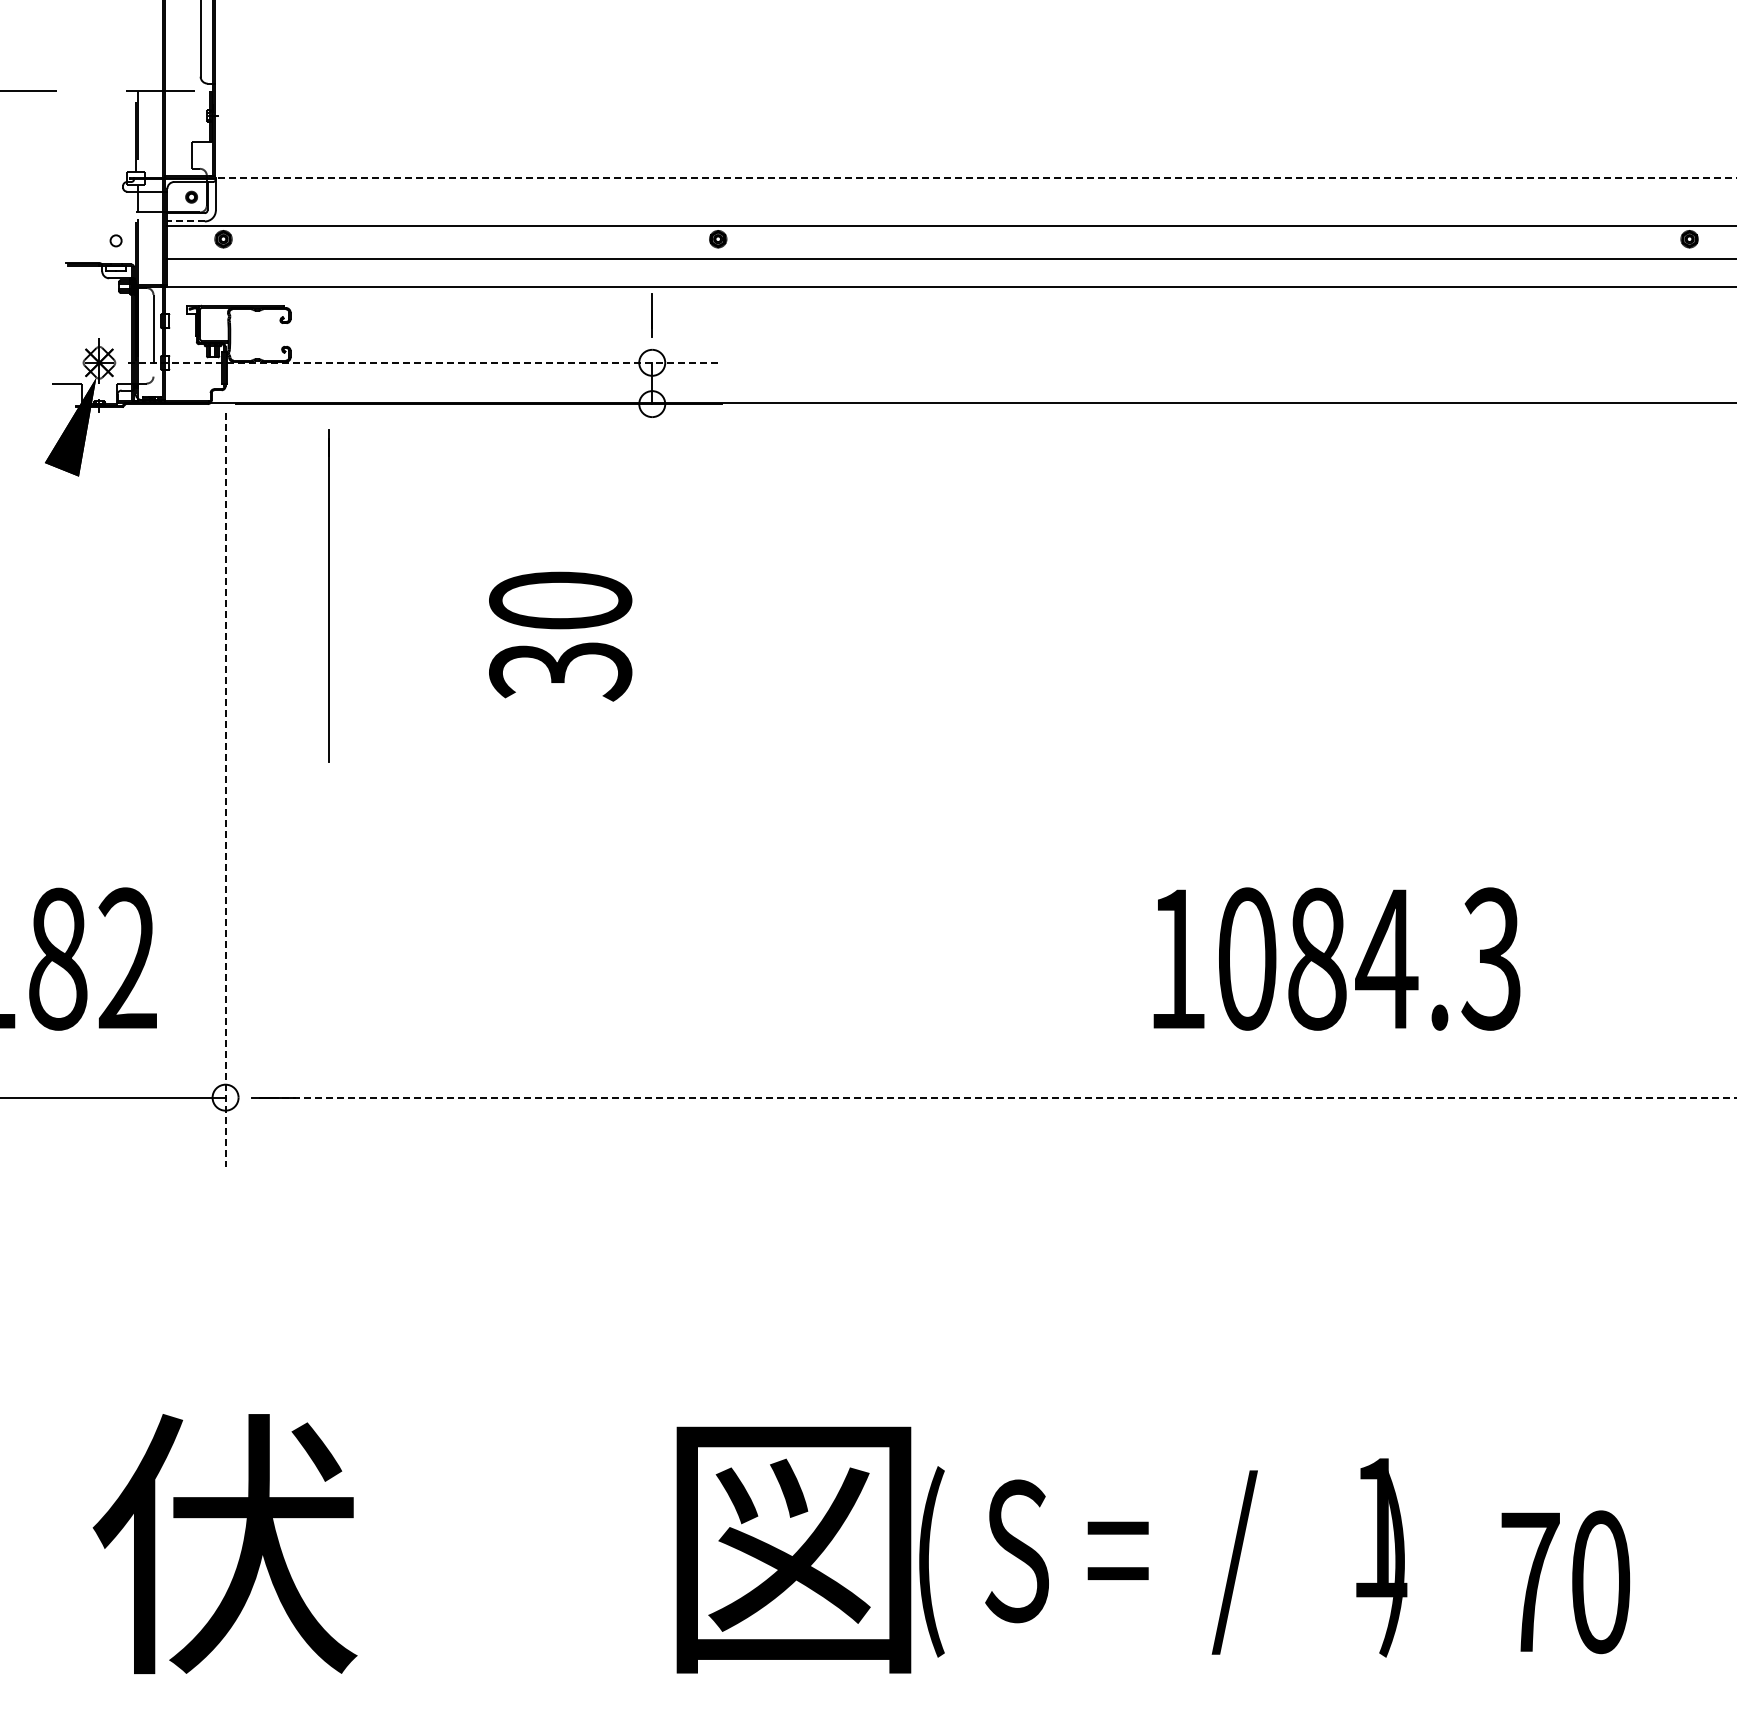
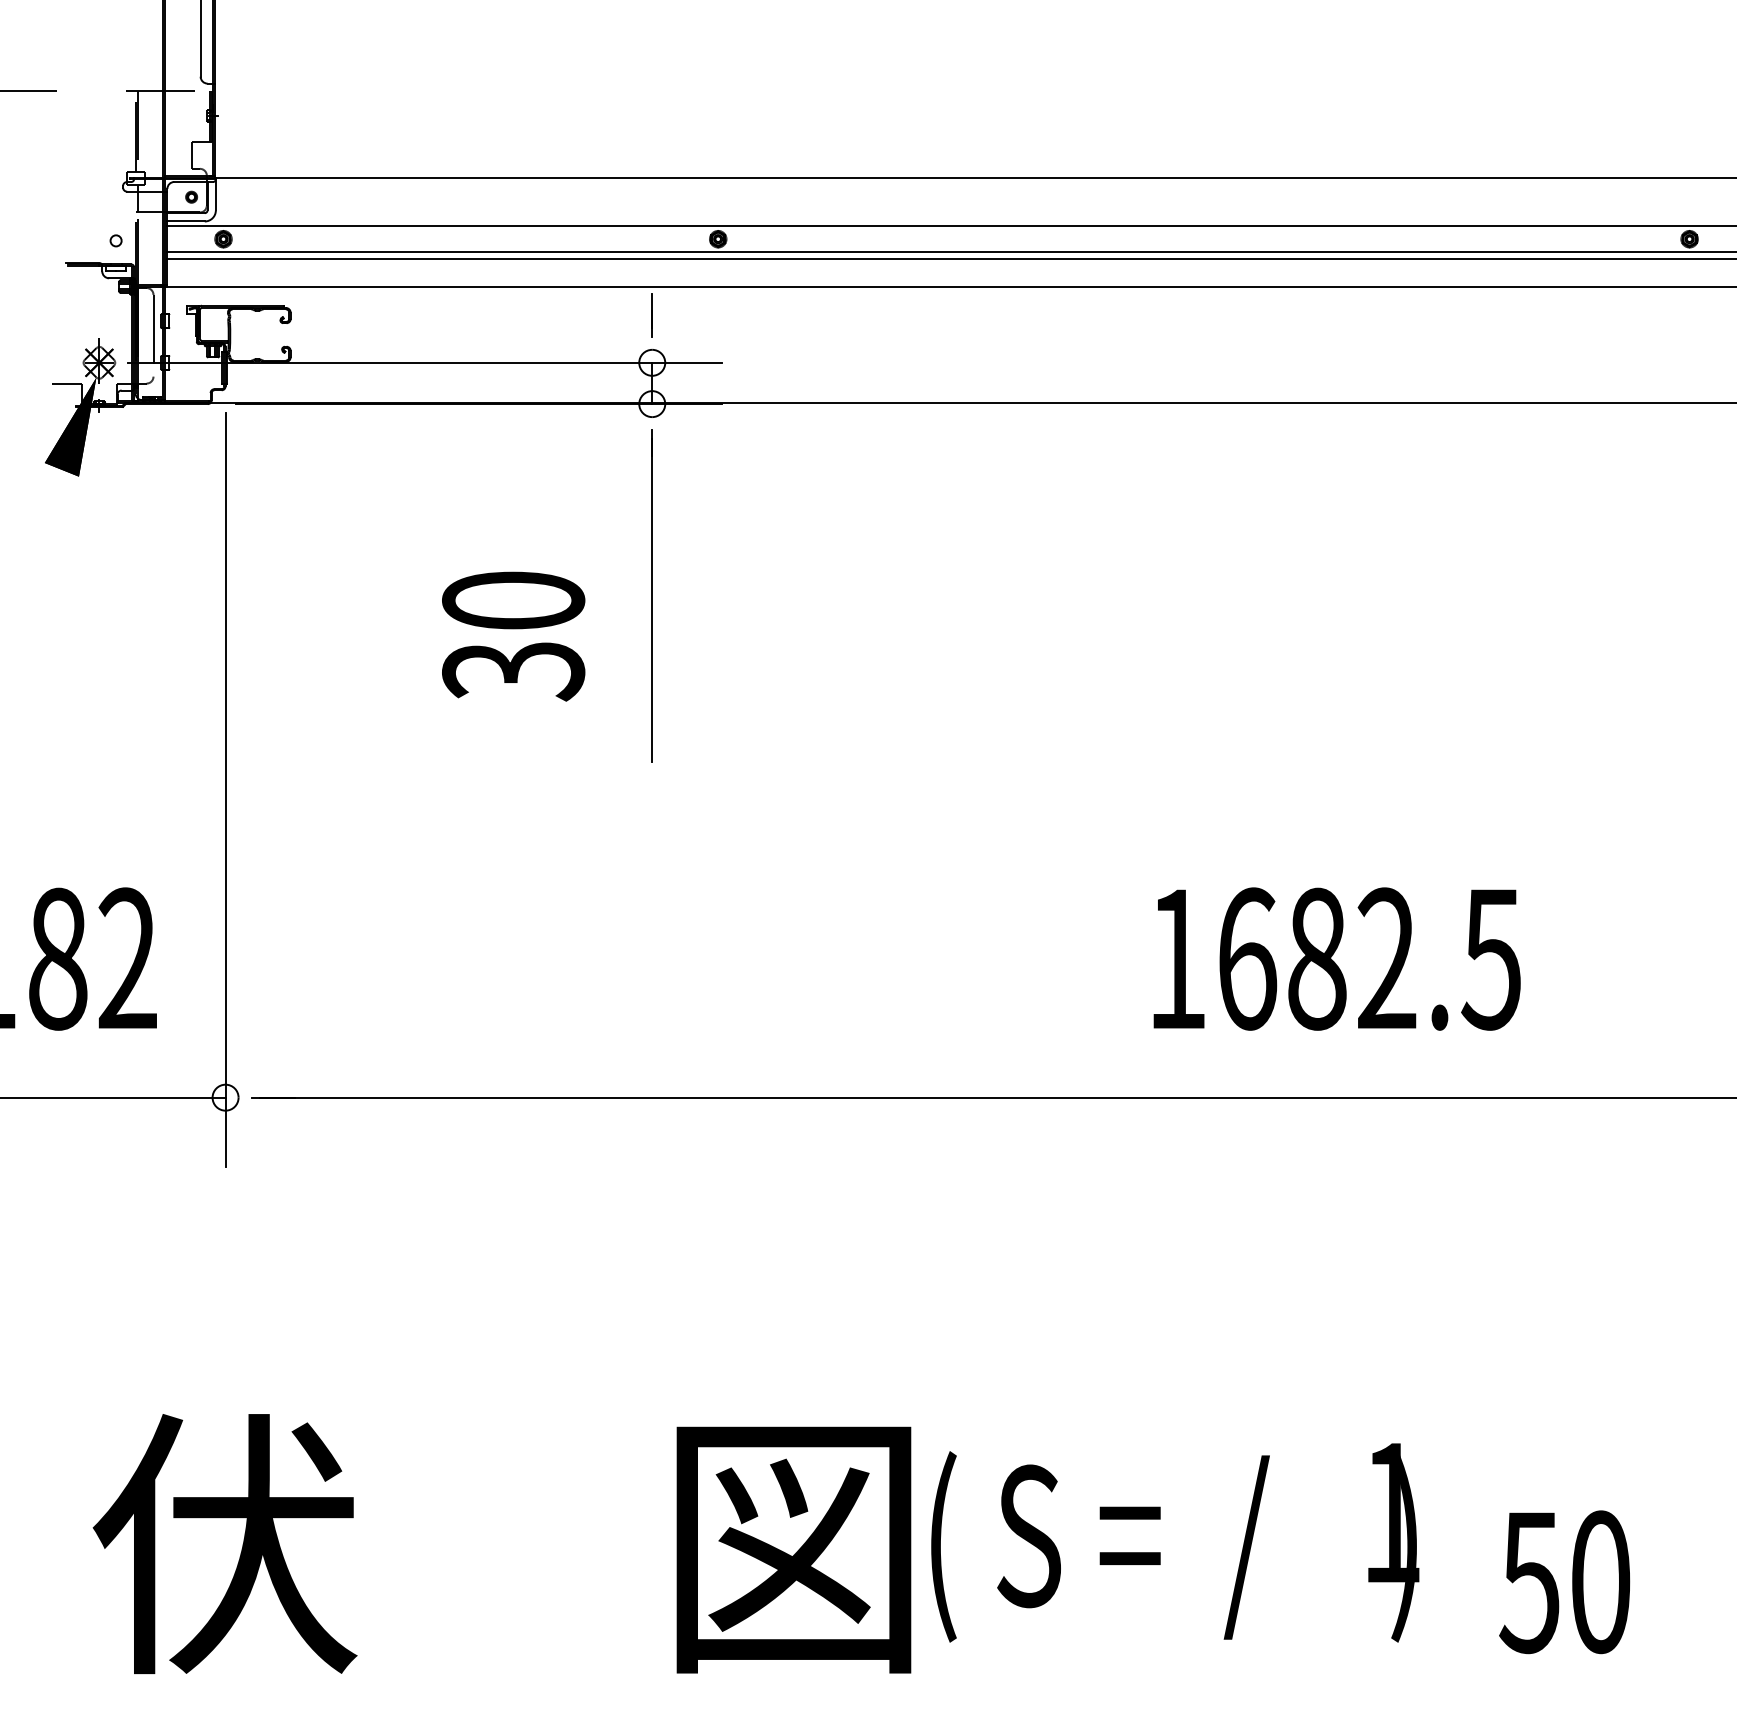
line: dashed -> solid (975, 177)
line: dashed -> solid (186, 221)
line: none -> present (950, 251)
line: dashed -> solid (424, 362)
line position: (328, 595) -> (651, 595) (651, 595)
text position: (560, 636) -> (513, 636) (513, 636)
line: dashed -> solid (225, 790)
text: 1084.3 -> 1682.5 (1369, 958)
line: dashed -> solid (998, 1097)
text position: (1163, 1557) -> (1175, 1542) (1175, 1542)
text: 70 -> 50 (1529, 1583)
